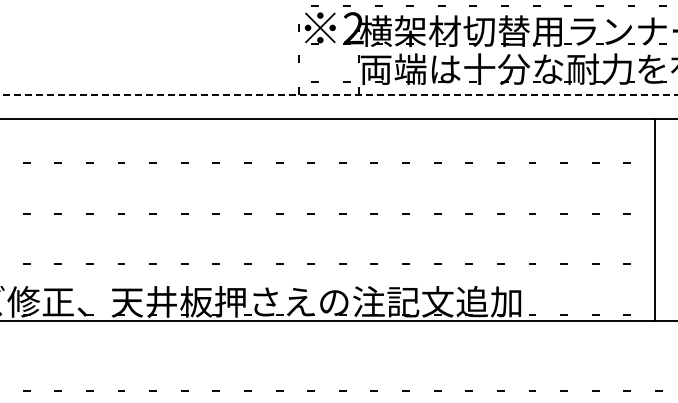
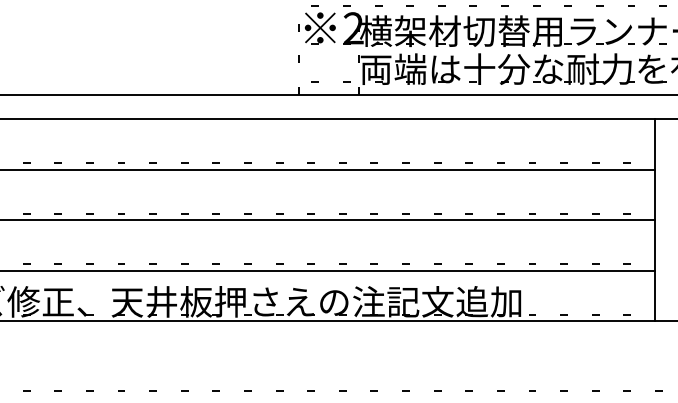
line: dashed -> solid (339, 94)
line: none -> present (328, 169)
line: none -> present (328, 220)
line: none -> present (328, 270)
